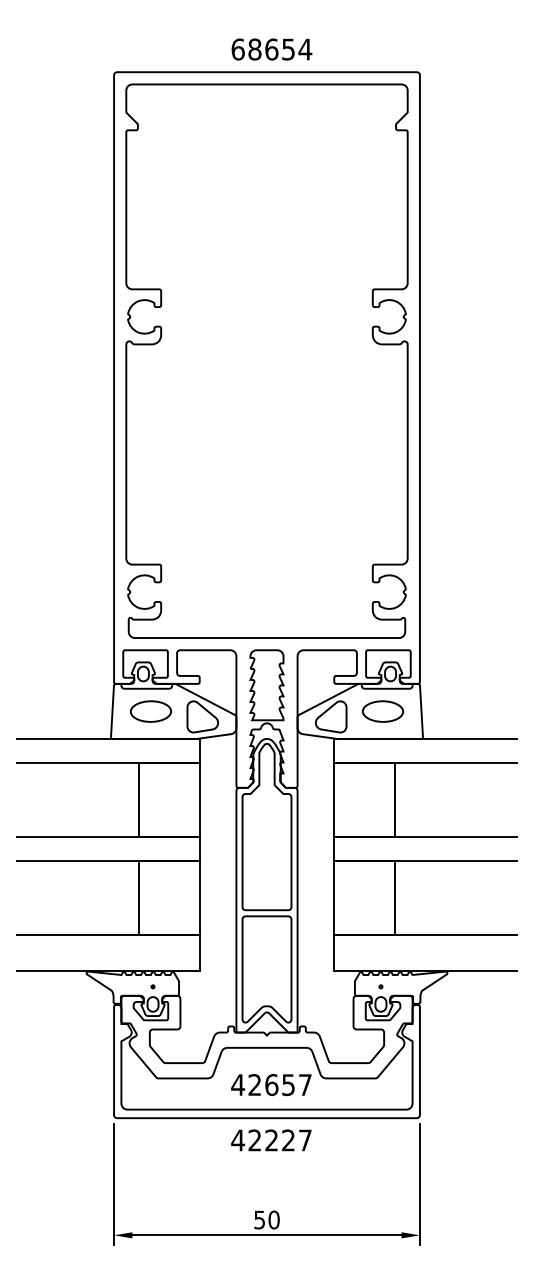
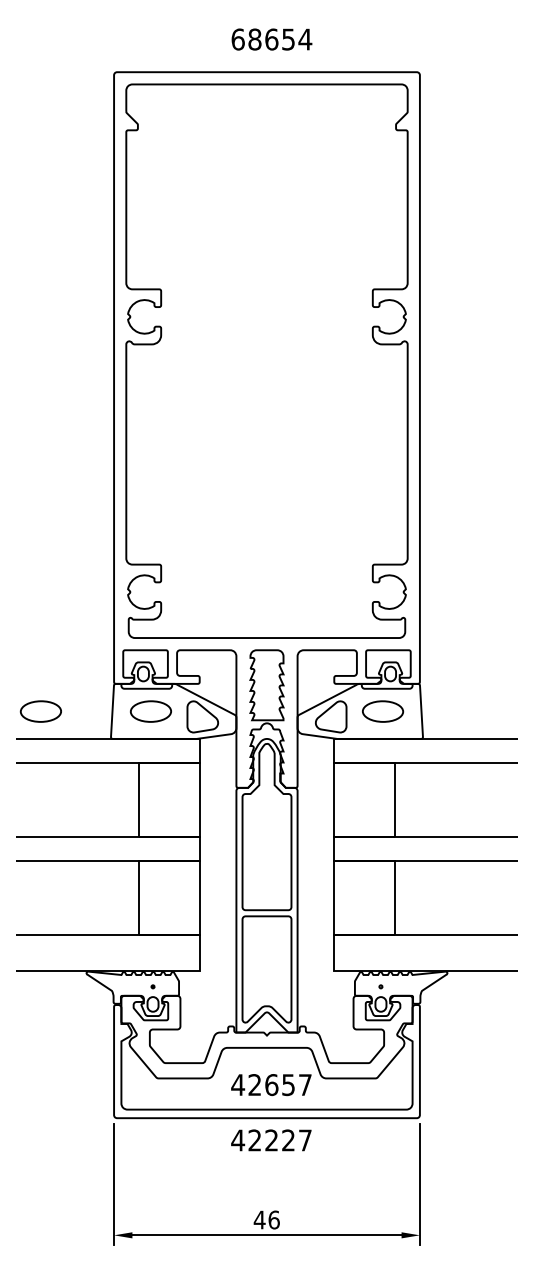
text position: (271, 49) -> (271, 39) (271, 39)
part: none -> present (40, 711)
text: 50 -> 46 (266, 1219)
